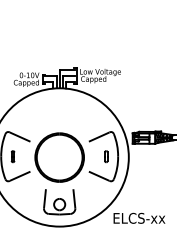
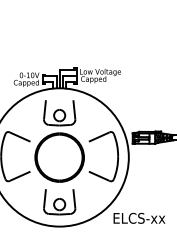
part: none -> present (59, 113)
part: present -> none (12, 156)
part: present -> none (106, 156)
